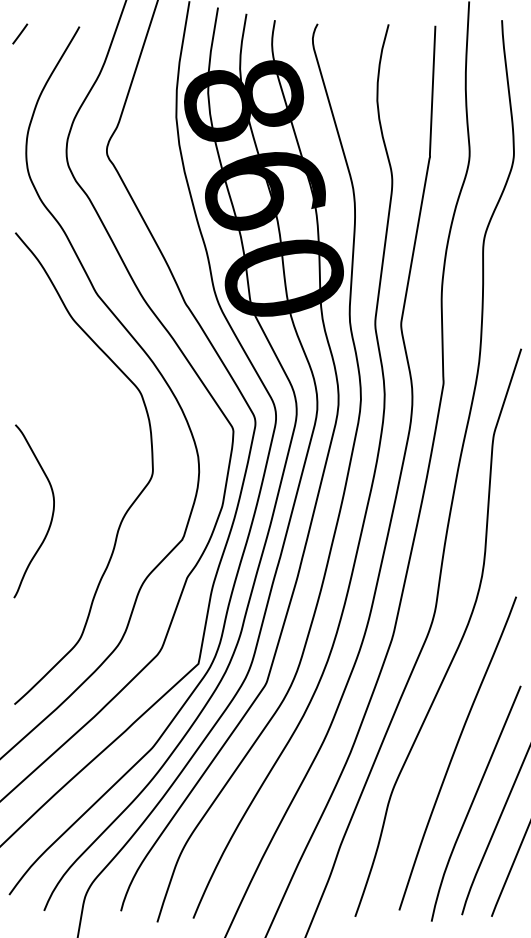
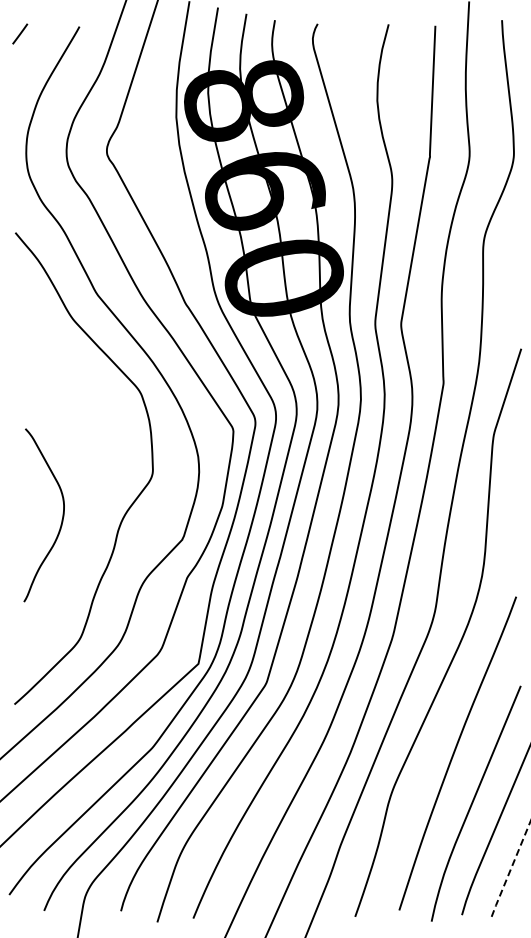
curve position: (51, 515) -> (61, 519) (61, 519)
line: solid -> dashed (510, 869)
